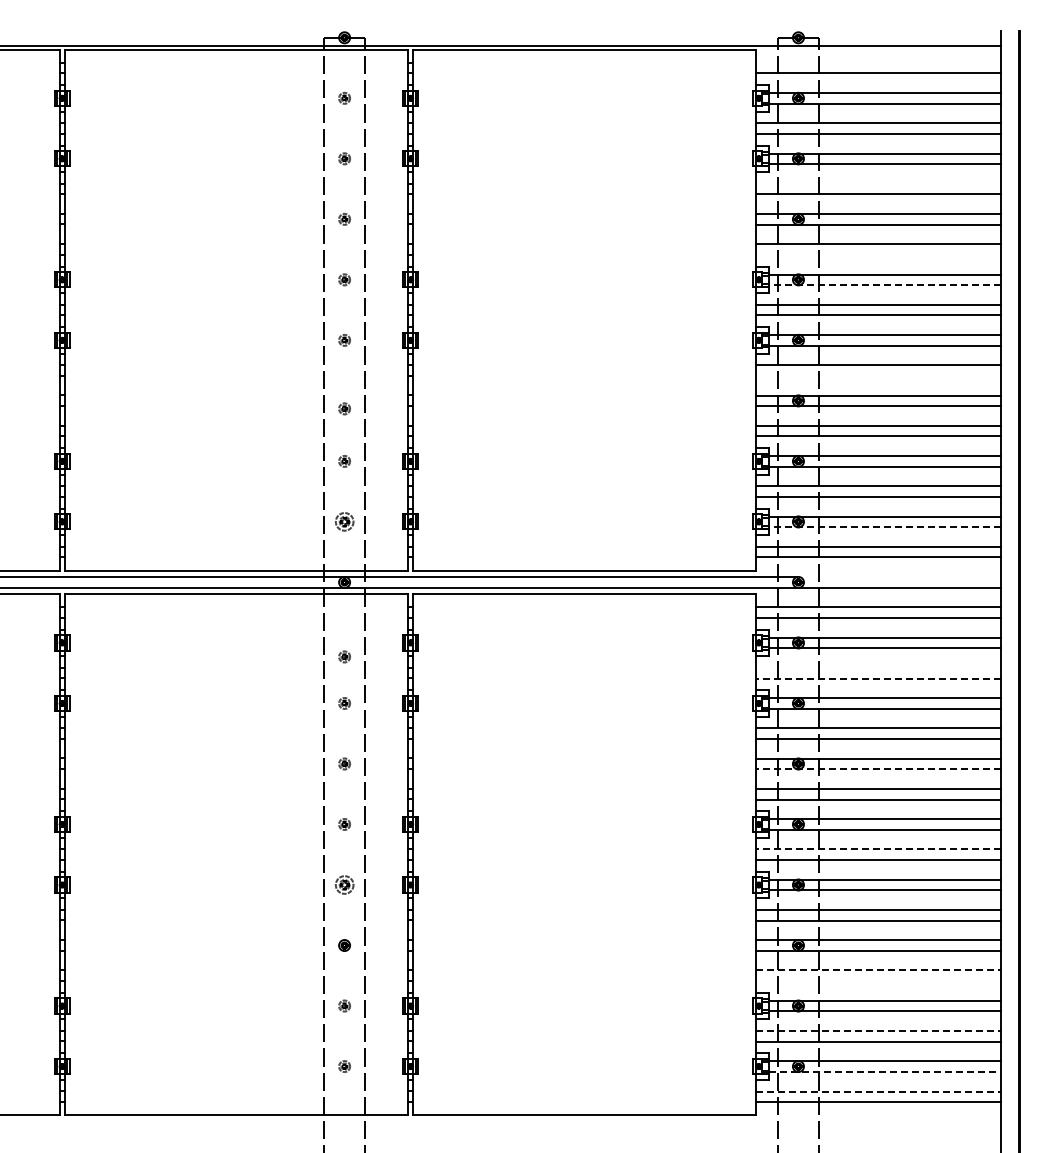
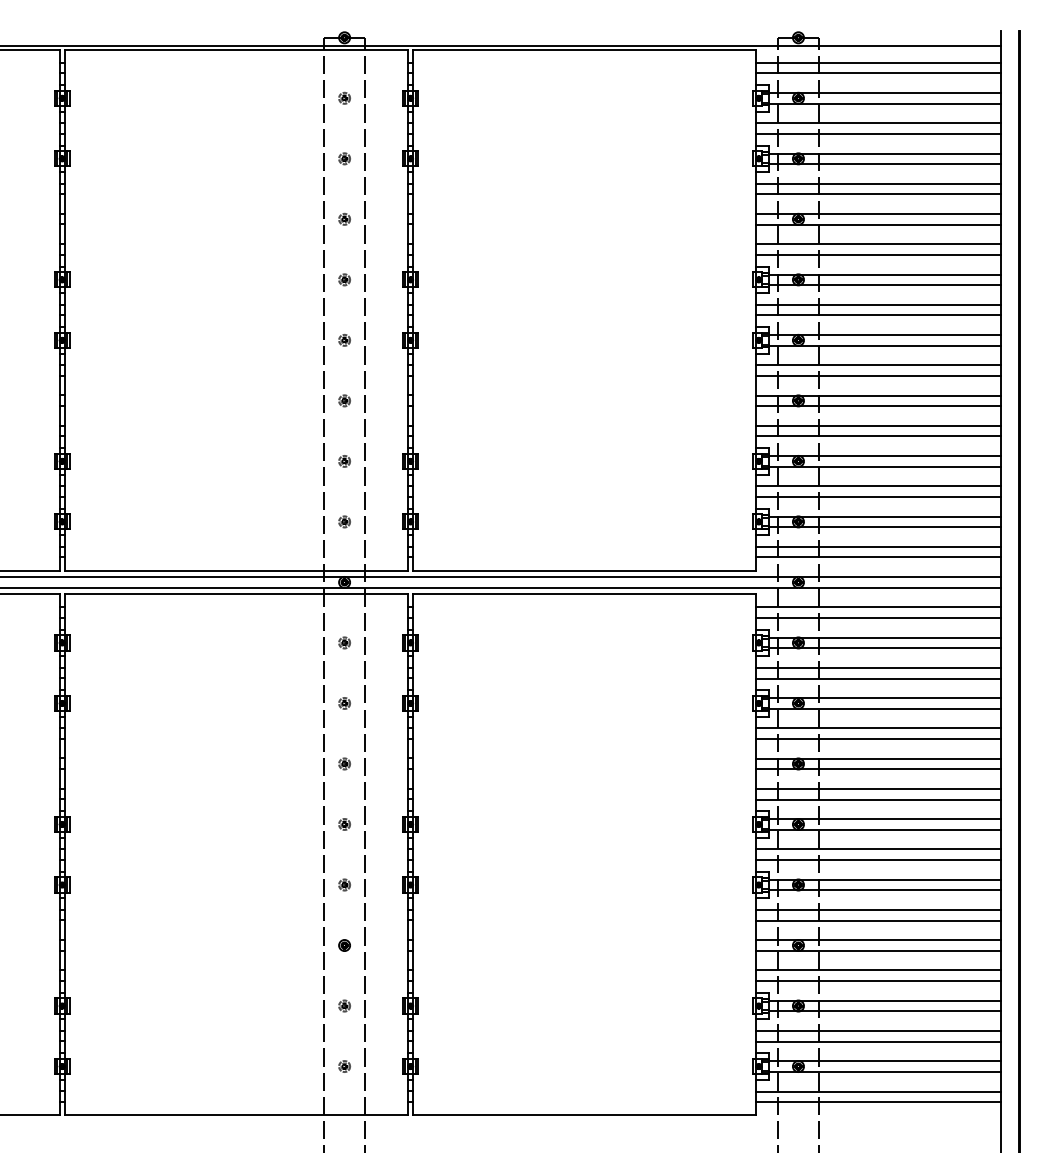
line: none -> present (878, 62)
line: none -> present (878, 183)
line: none -> present (878, 254)
line: dashed -> solid (885, 285)
line: none -> present (878, 375)
part position: (344, 408) -> (344, 400) (344, 400)
part size: 20x20 px -> 13x14 px (344, 521)
line: dashed -> solid (885, 527)
line: none -> present (900, 577)
part position: (344, 656) -> (344, 642) (344, 642)
line: none -> present (878, 667)
line: dashed -> solid (878, 678)
line: dashed -> solid (878, 769)
line: dashed -> solid (878, 849)
part size: 20x20 px -> 13x14 px (344, 884)
line: dashed -> solid (879, 970)
line: none -> present (878, 981)
line: dashed -> solid (879, 1031)
line: dashed -> solid (885, 1071)
line: dashed -> solid (879, 1091)
